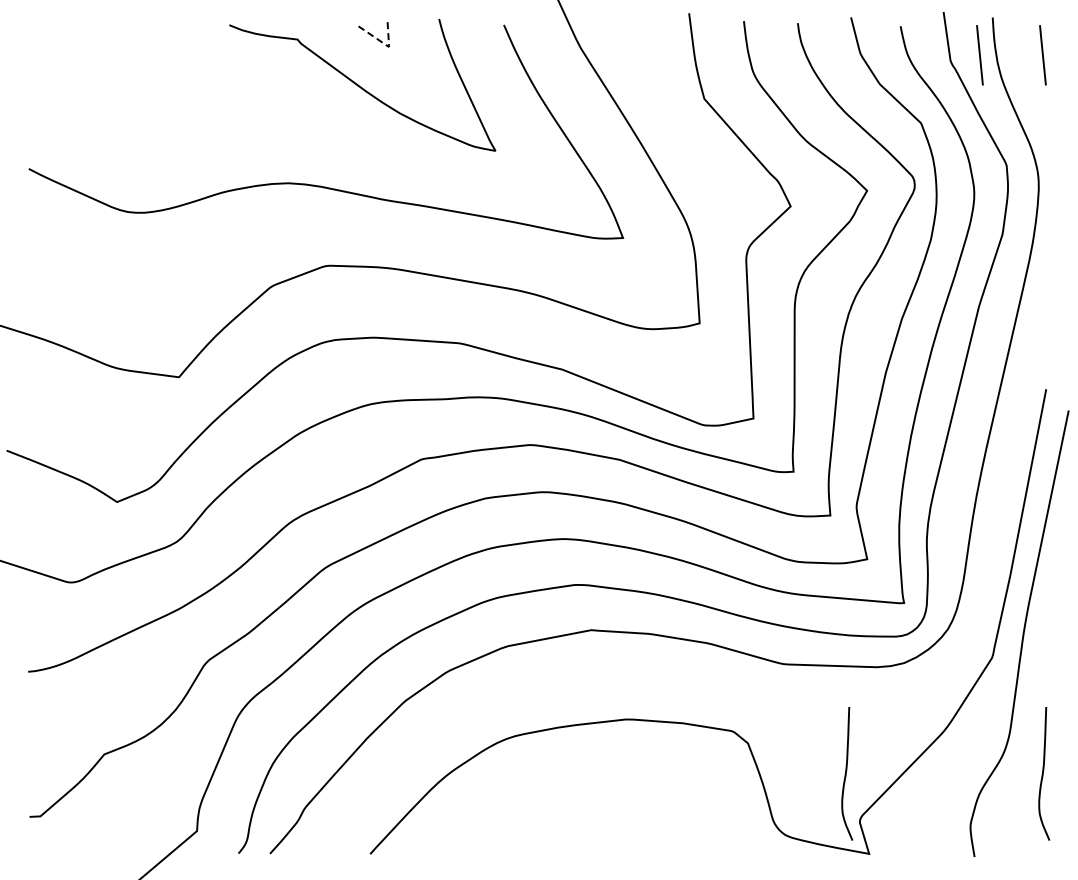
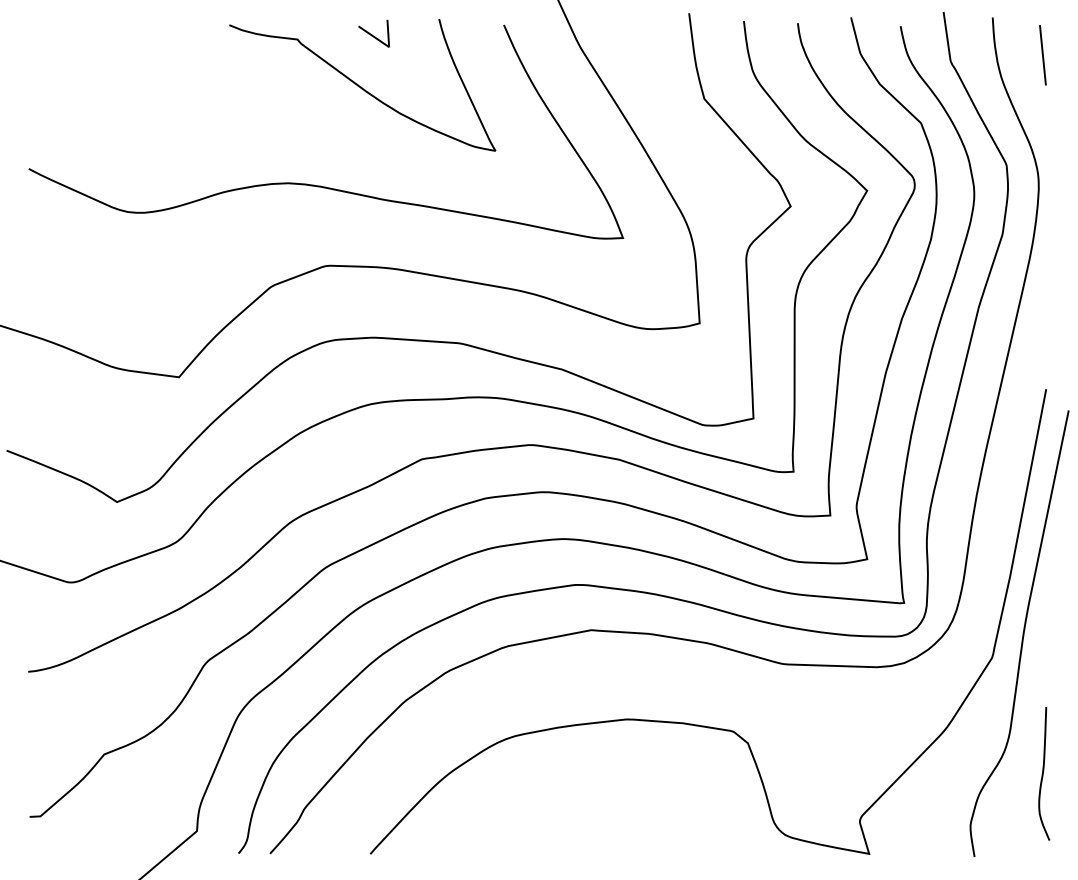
line: dashed -> solid (385, 44)
line: present -> none (979, 55)
curve: present -> none (846, 773)
